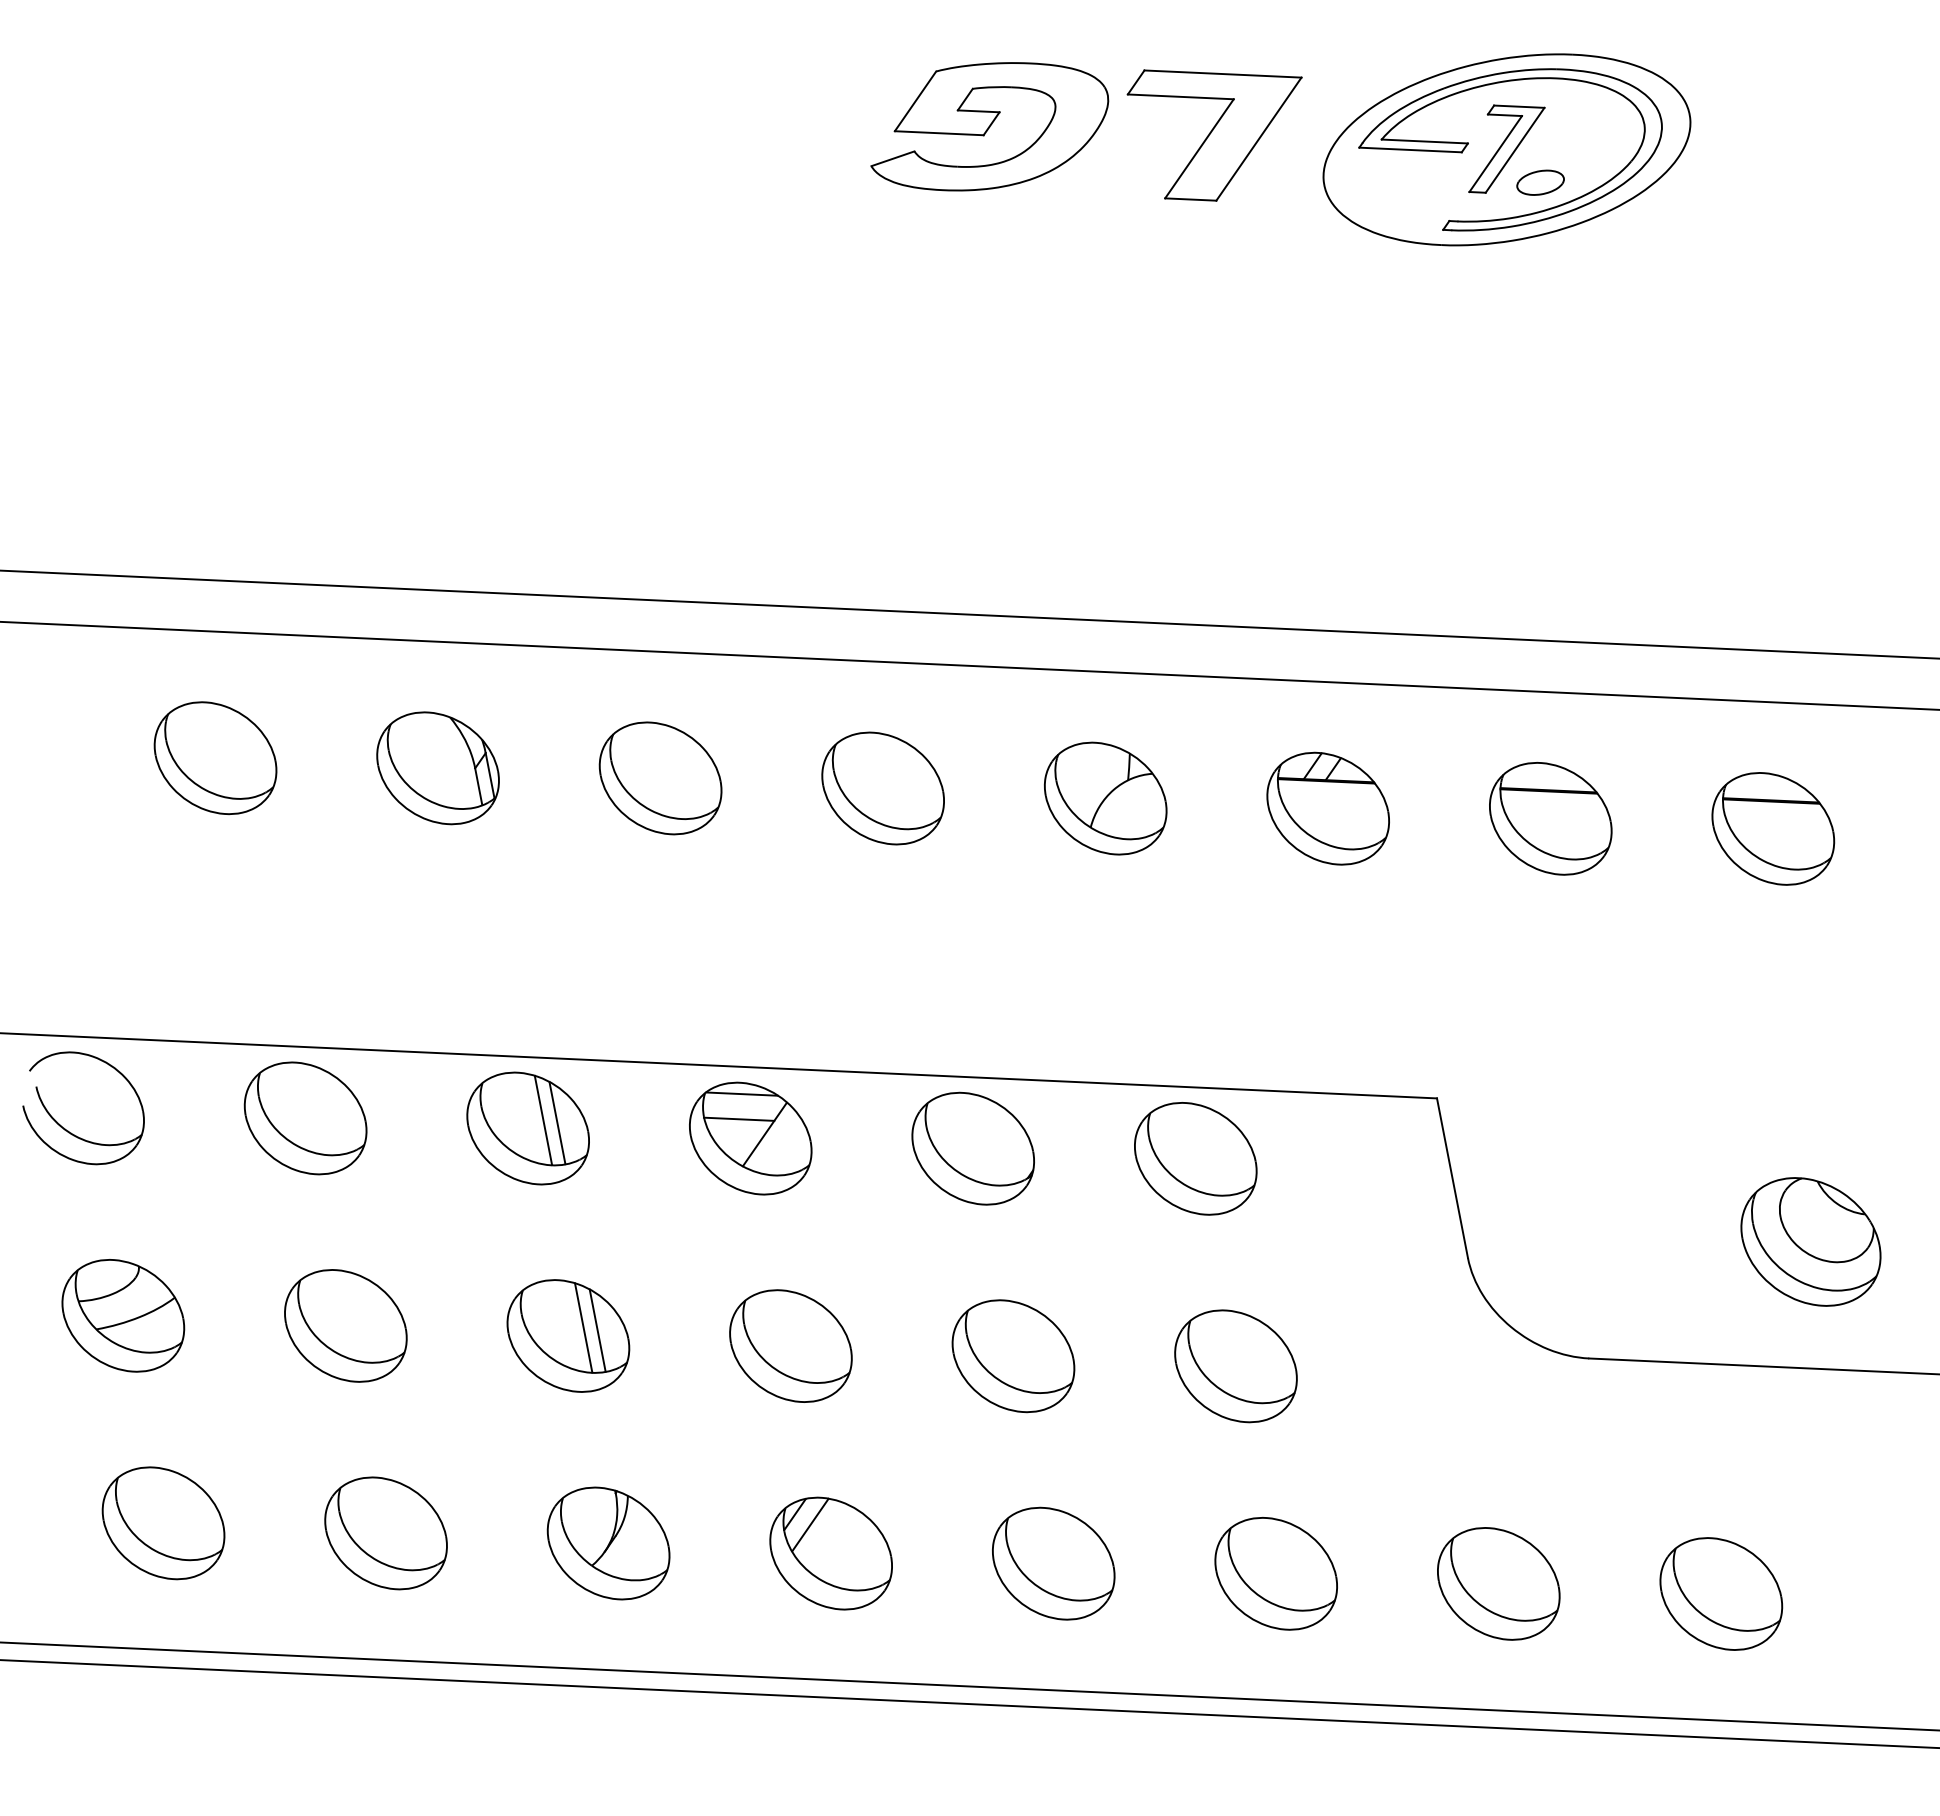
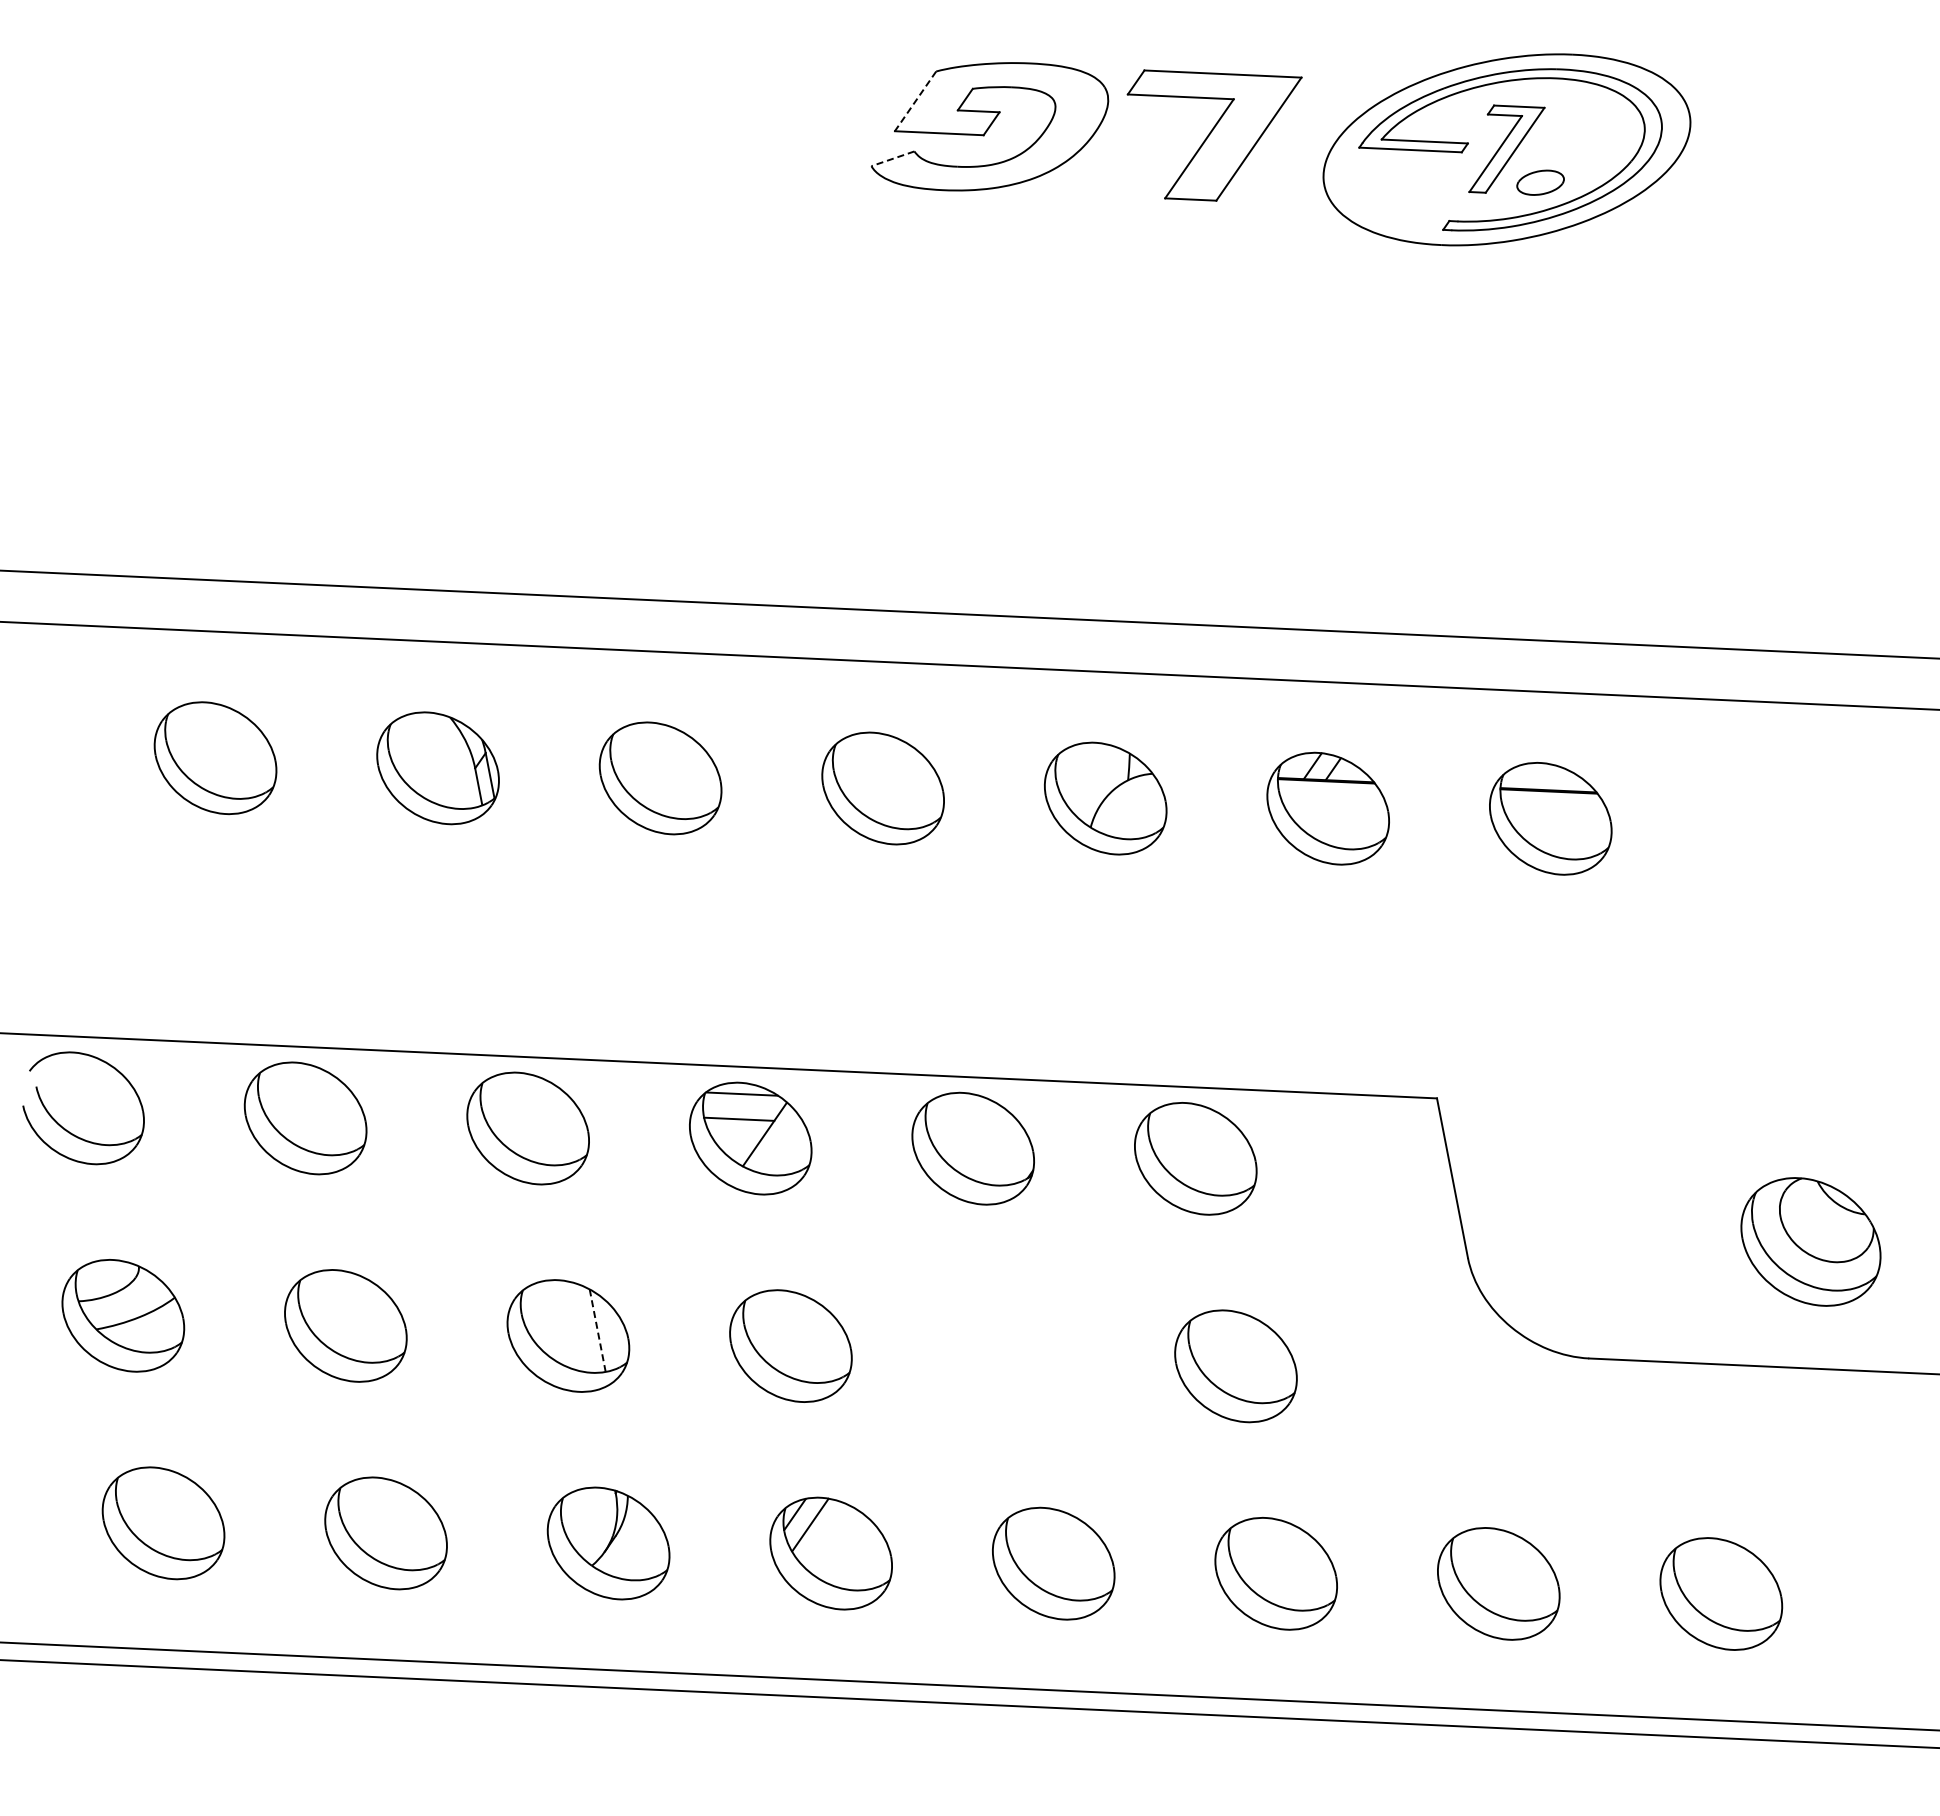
line: solid -> dashed (915, 101)
line: solid -> dashed (892, 158)
part: present -> none (1773, 828)
line: present -> none (543, 1120)
line: present -> none (557, 1122)
line: present -> none (583, 1327)
line: solid -> dashed (597, 1330)
part: present -> none (1013, 1356)
